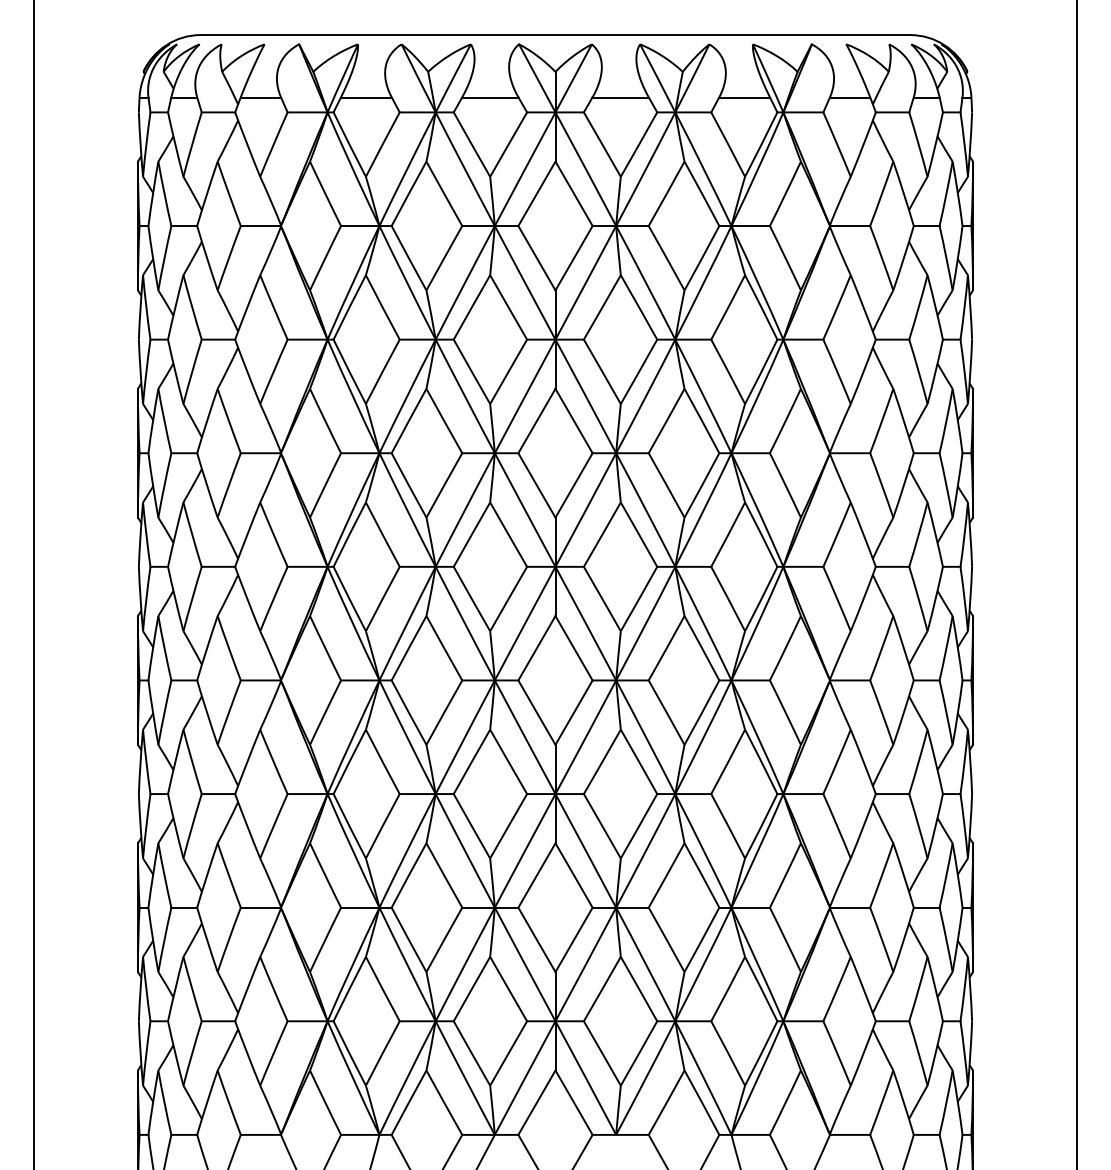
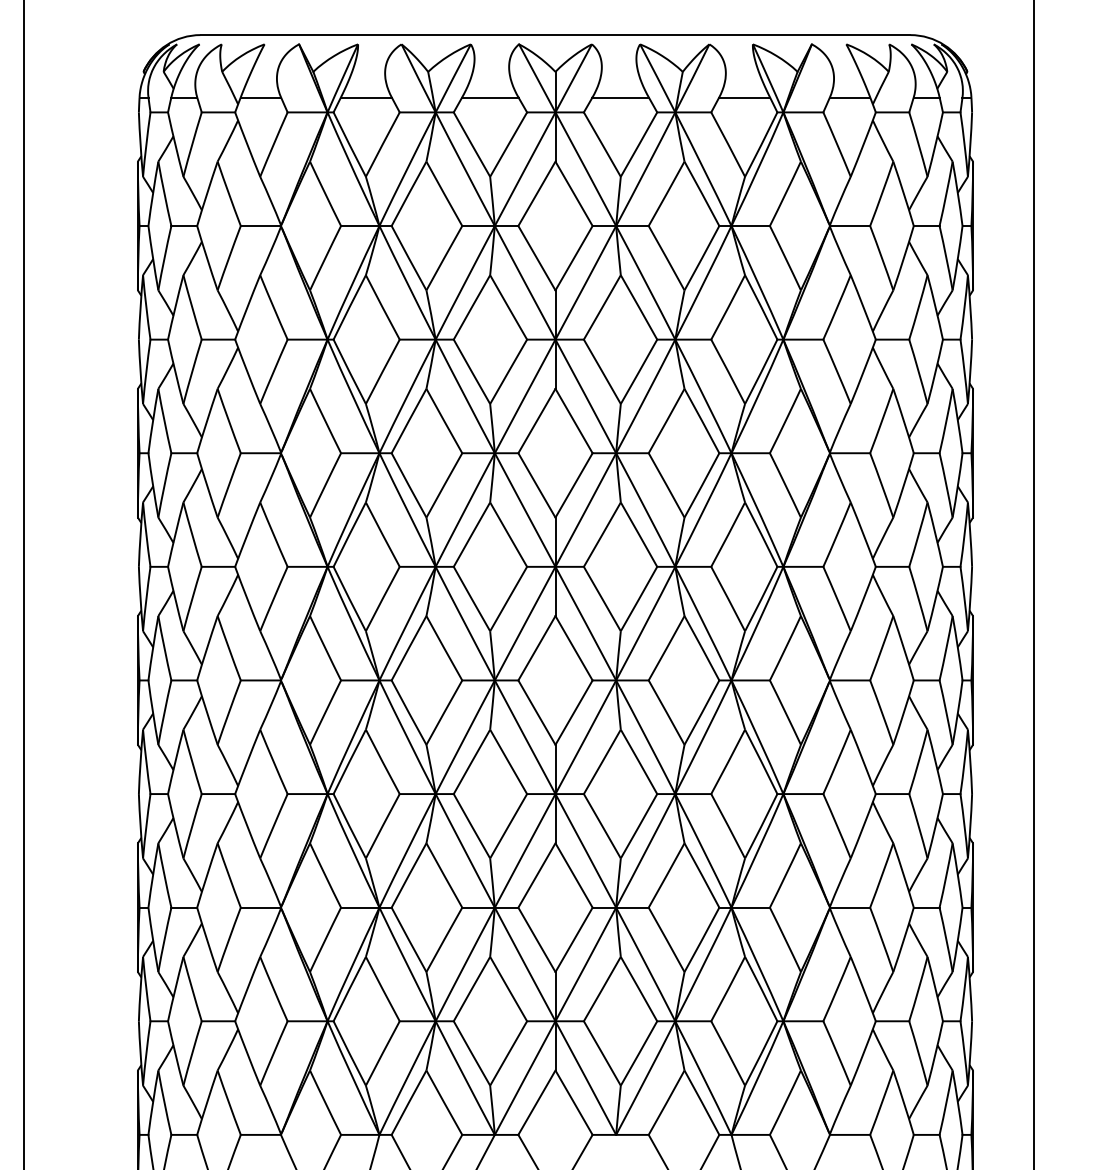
line position: (33, 584) -> (23, 584) (23, 584)
line position: (1077, 584) -> (1034, 584) (1034, 584)
